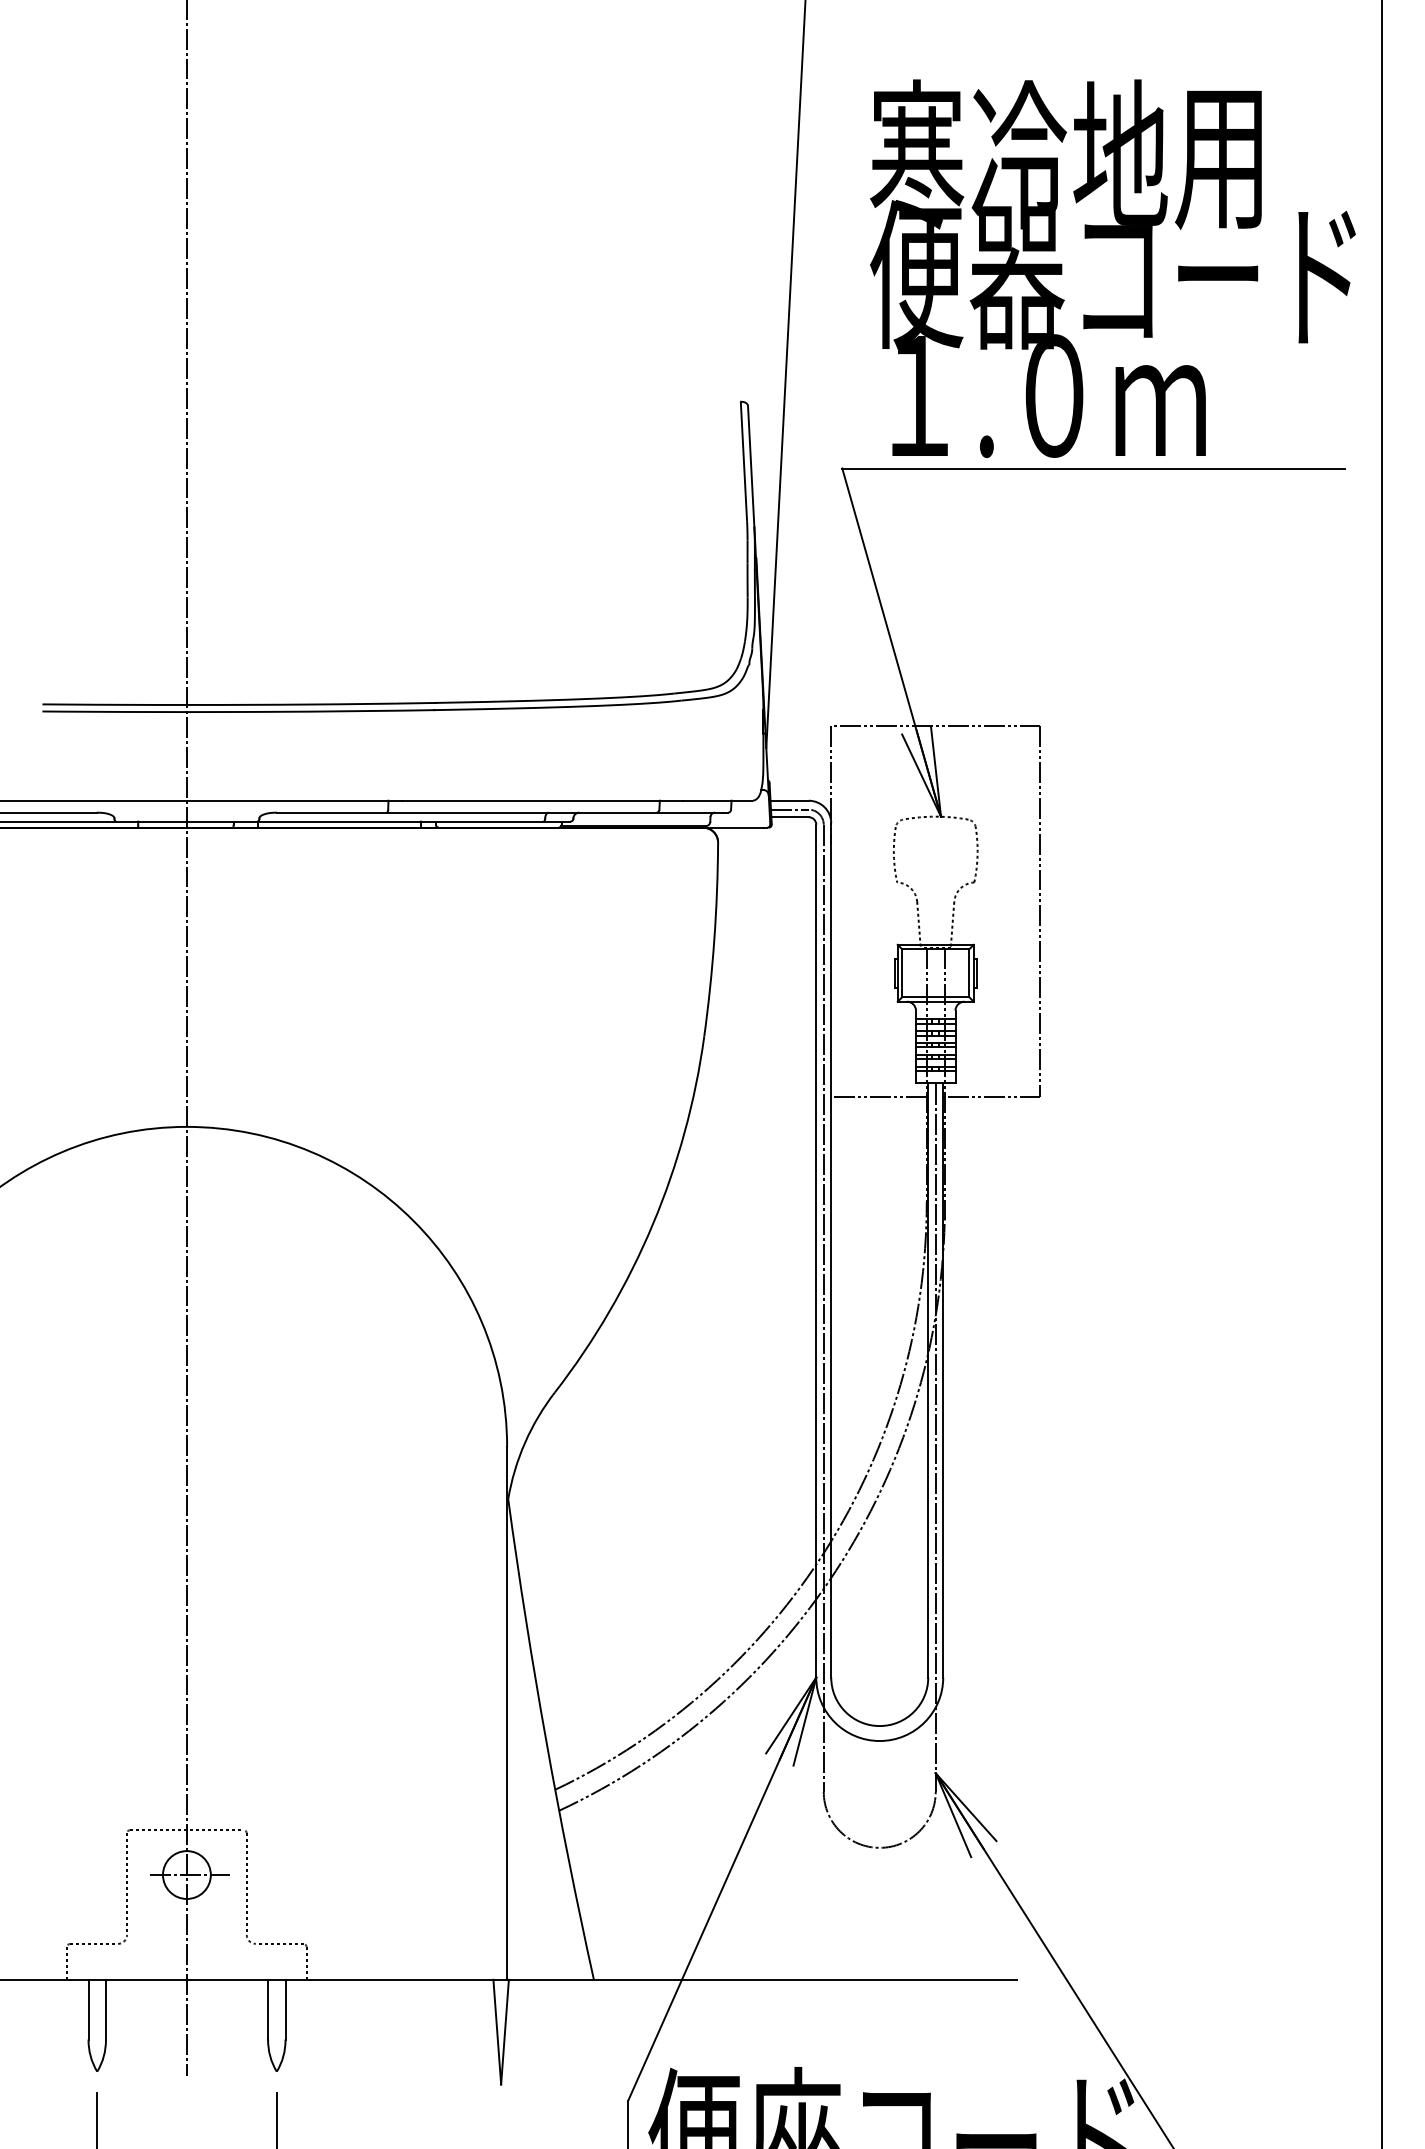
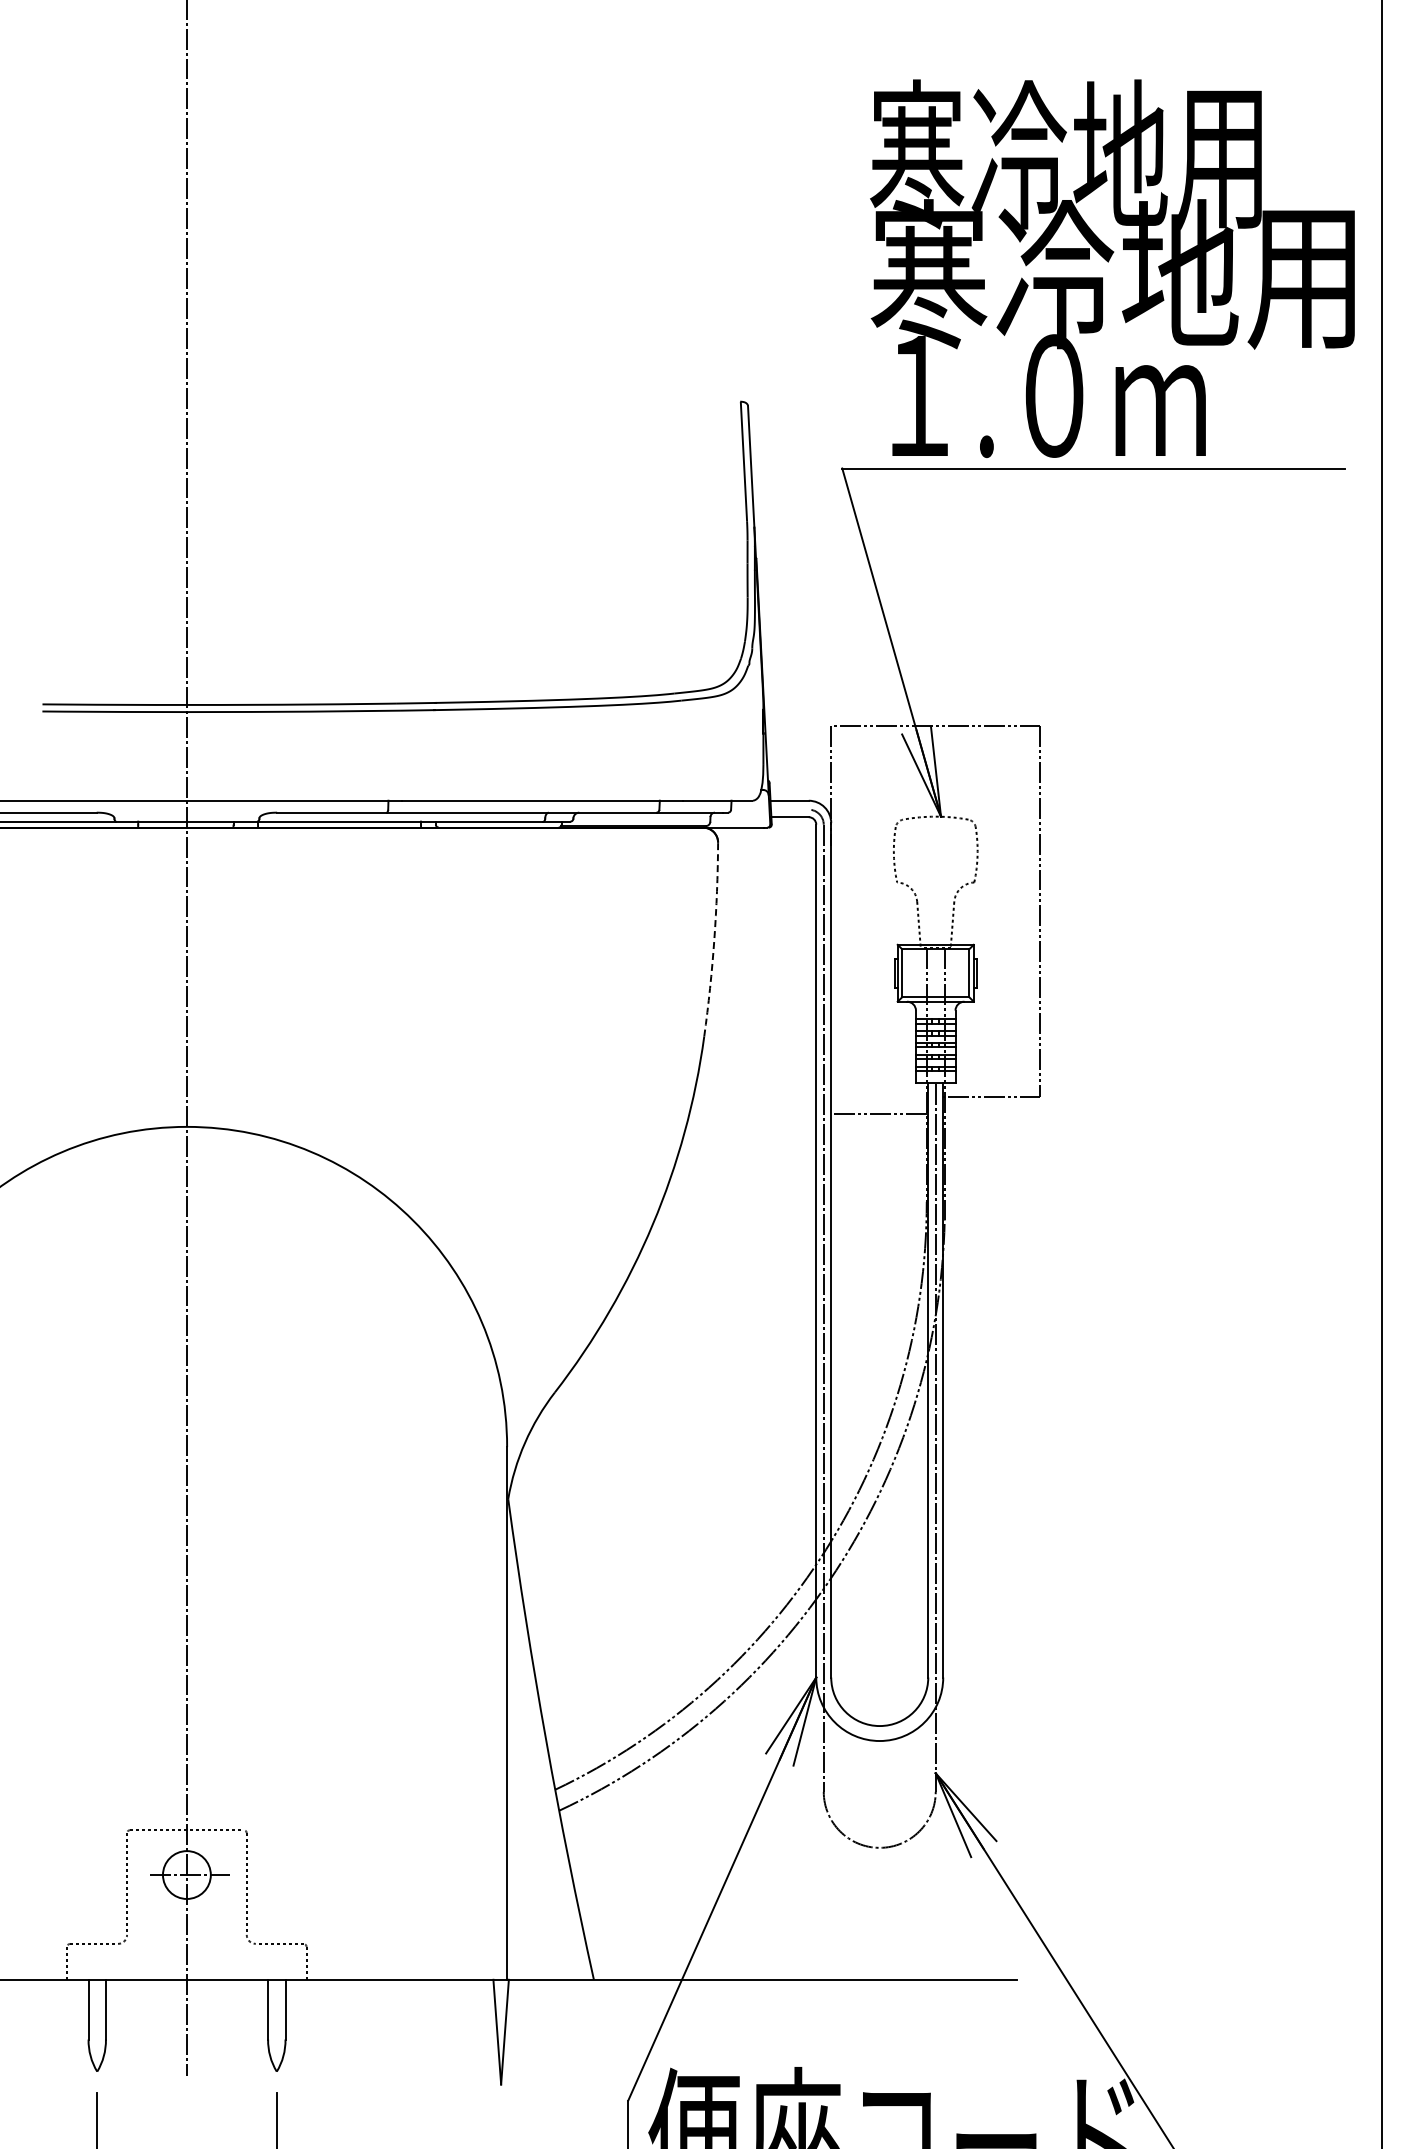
text: 便器コード -> 寒冷地用 (1112, 274)
line: present -> none (785, 375)
line: present -> none (789, 809)
arc: solid -> dashed (714, 939)
line position: (878, 1096) -> (878, 1113) (878, 1113)
